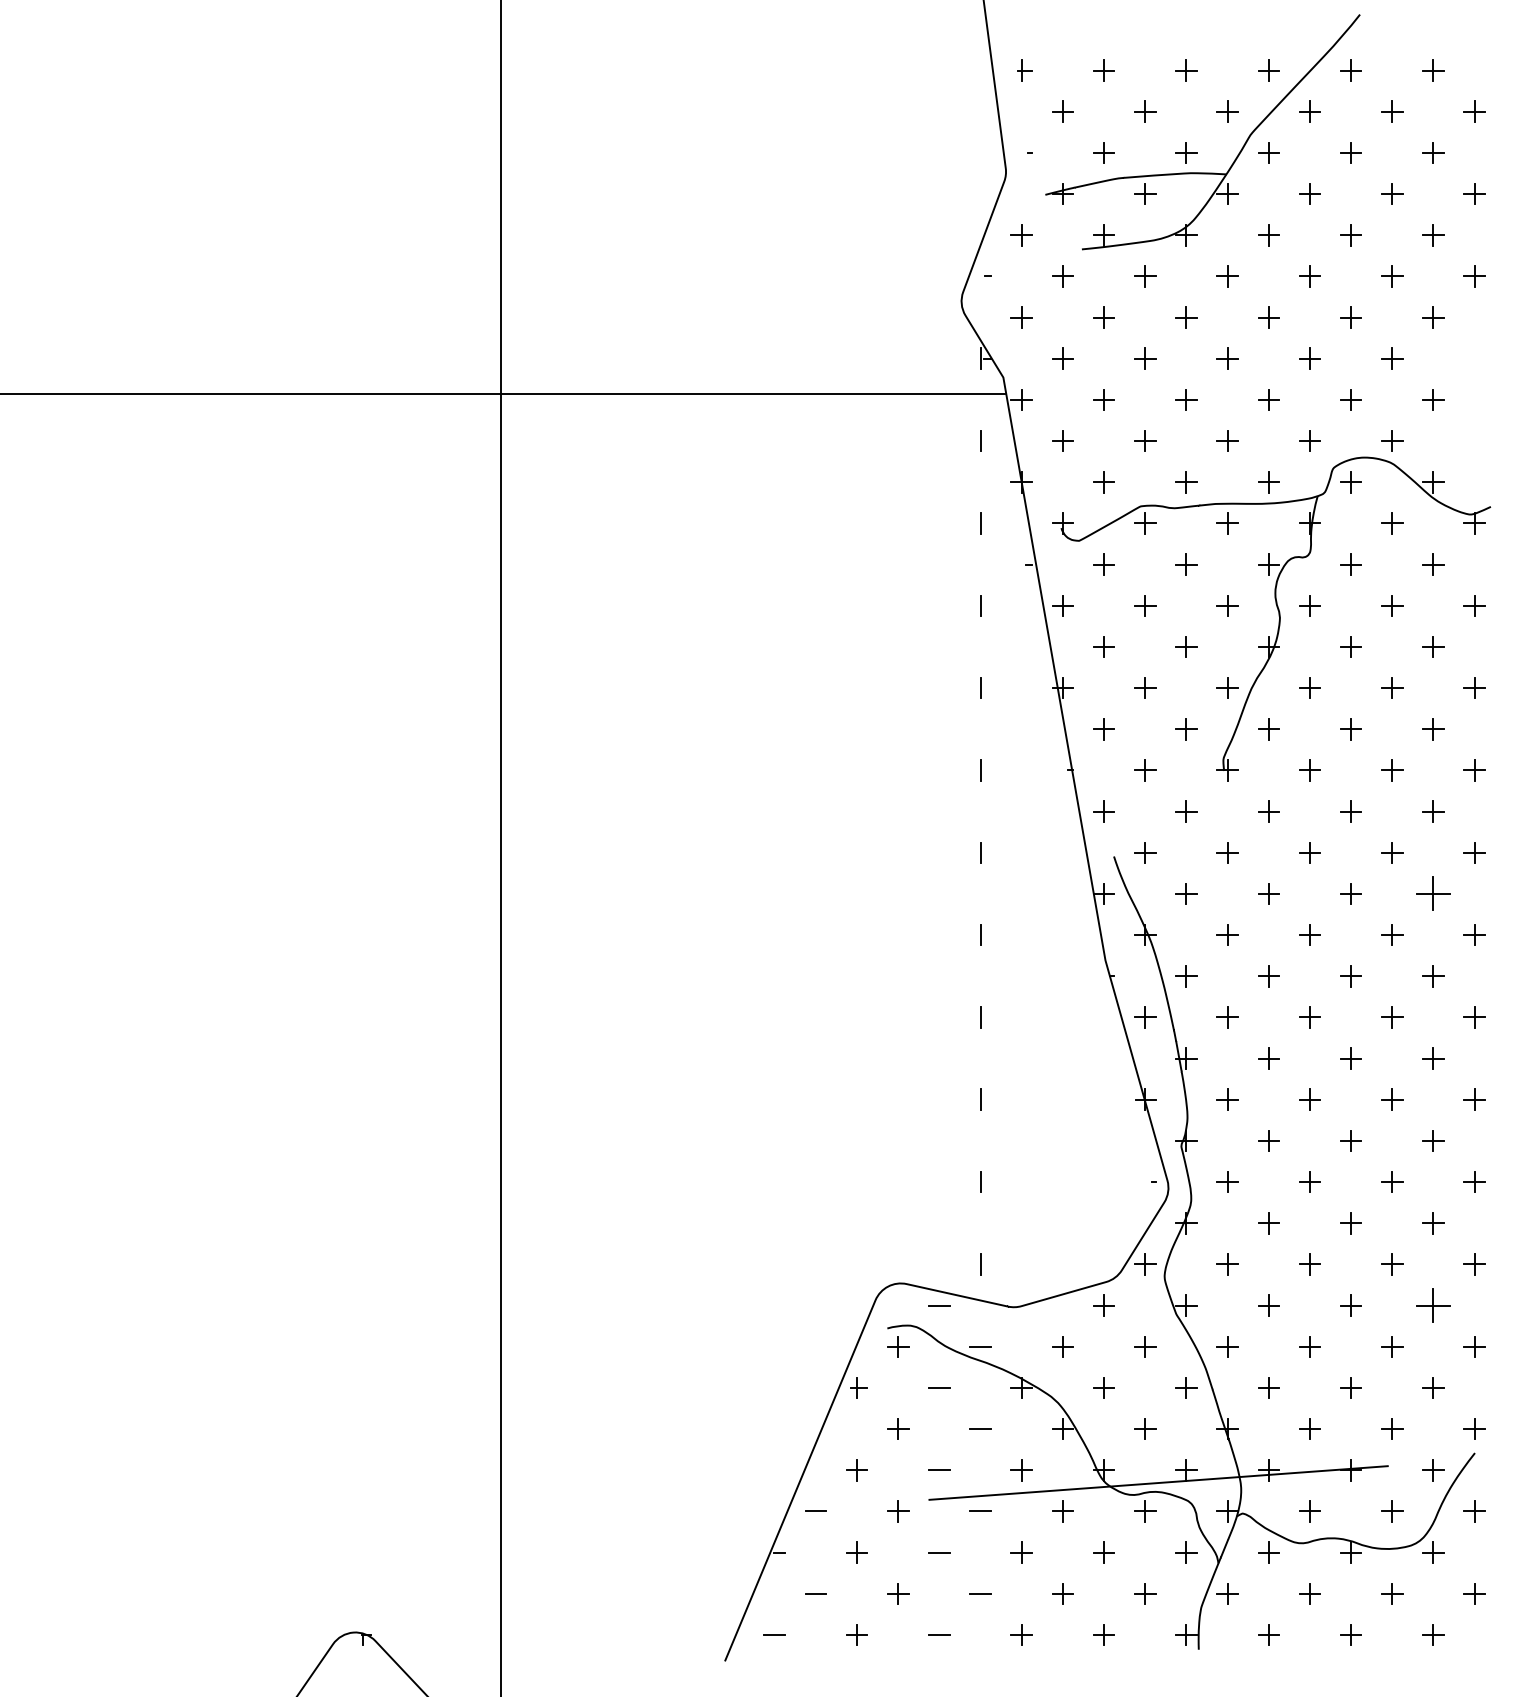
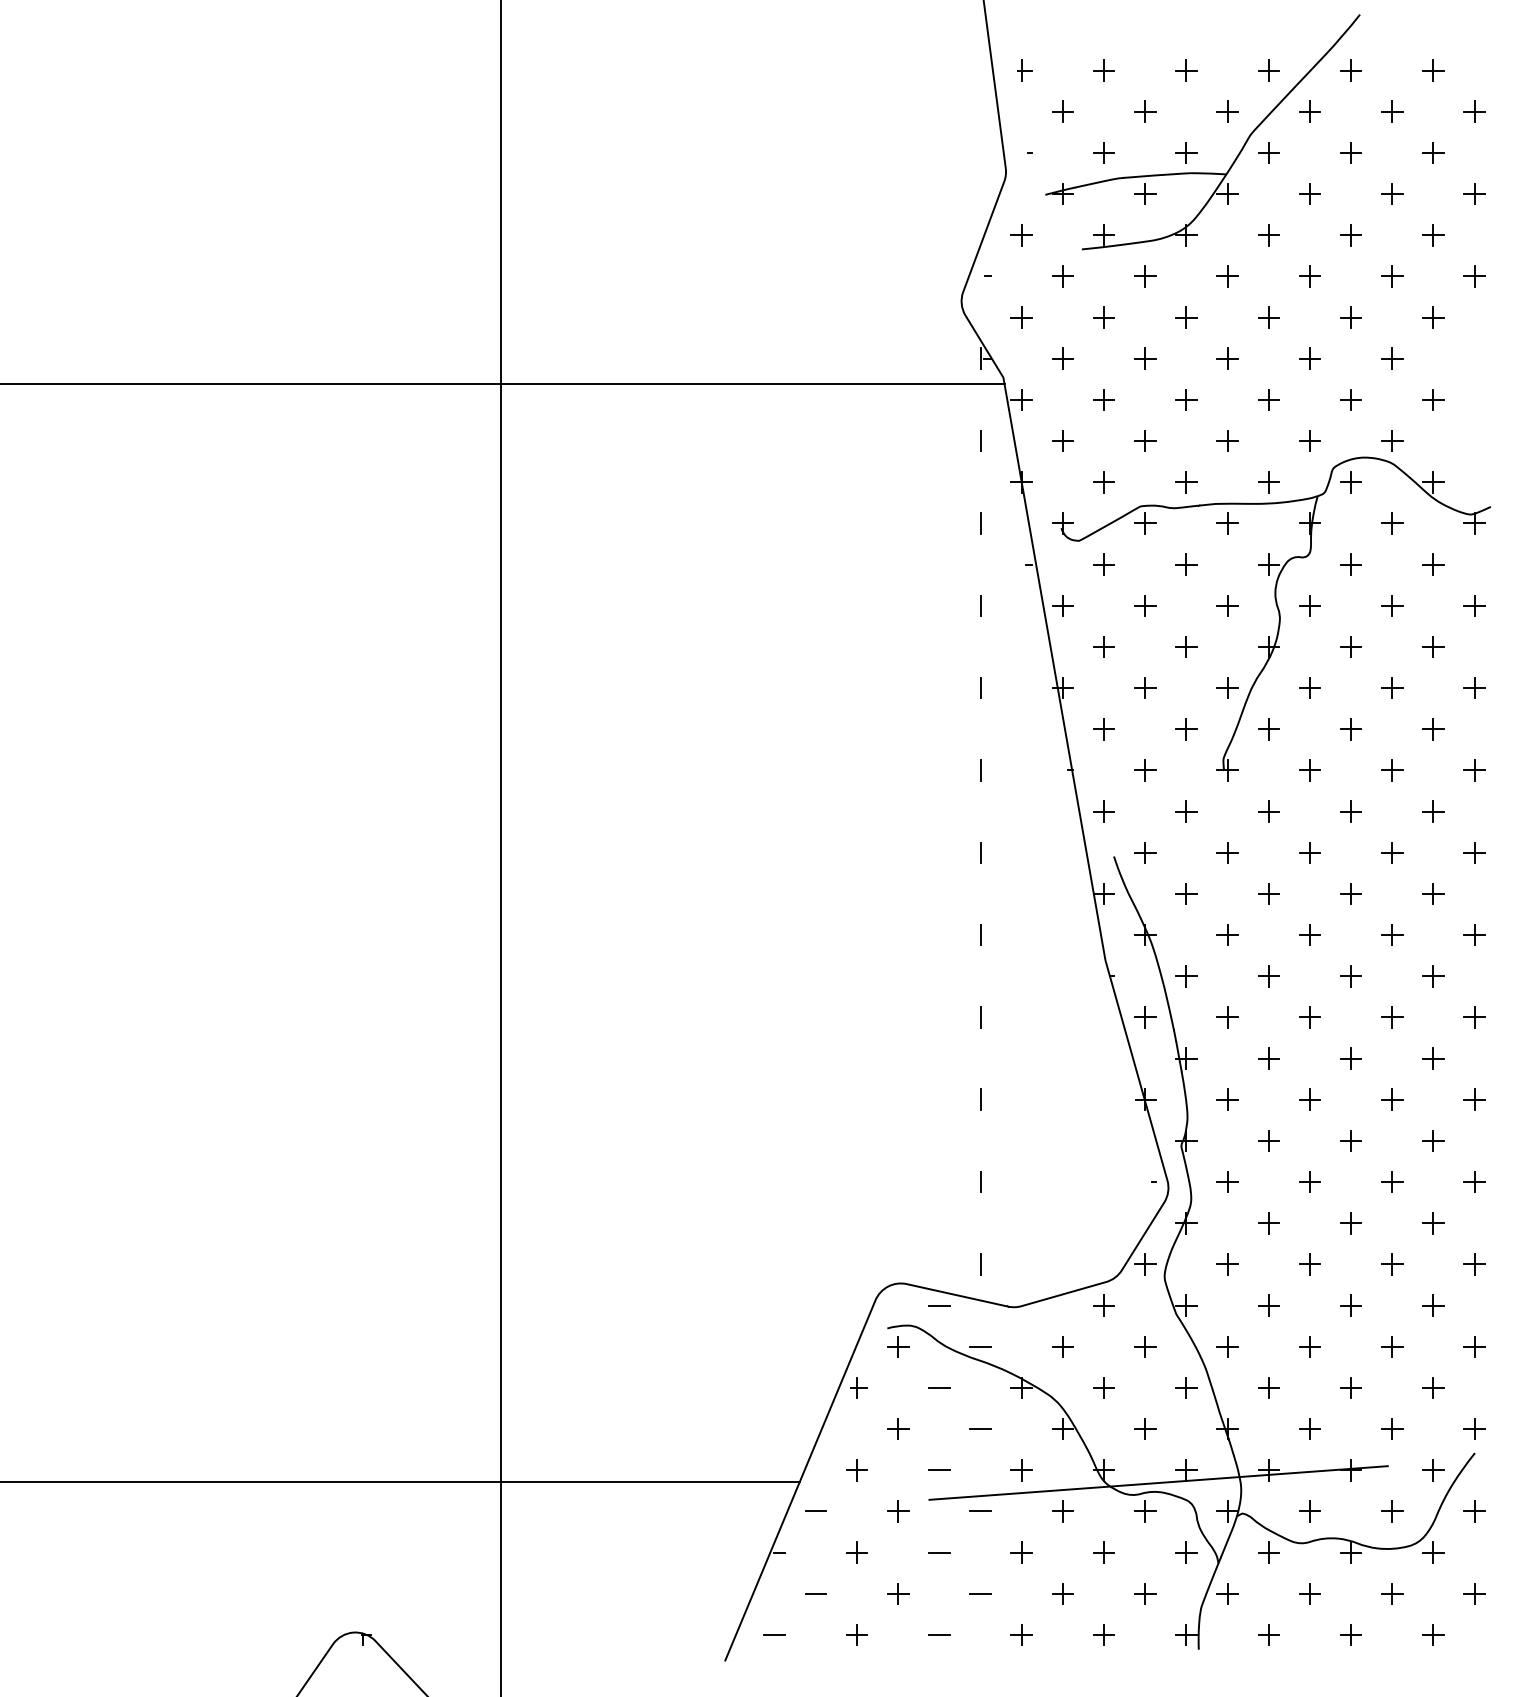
line position: (503, 394) -> (503, 384) (503, 384)
part size: 35x35 px -> 23x22 px (1433, 893)
part size: 35x35 px -> 23x23 px (1433, 1305)
line: none -> present (400, 1481)
